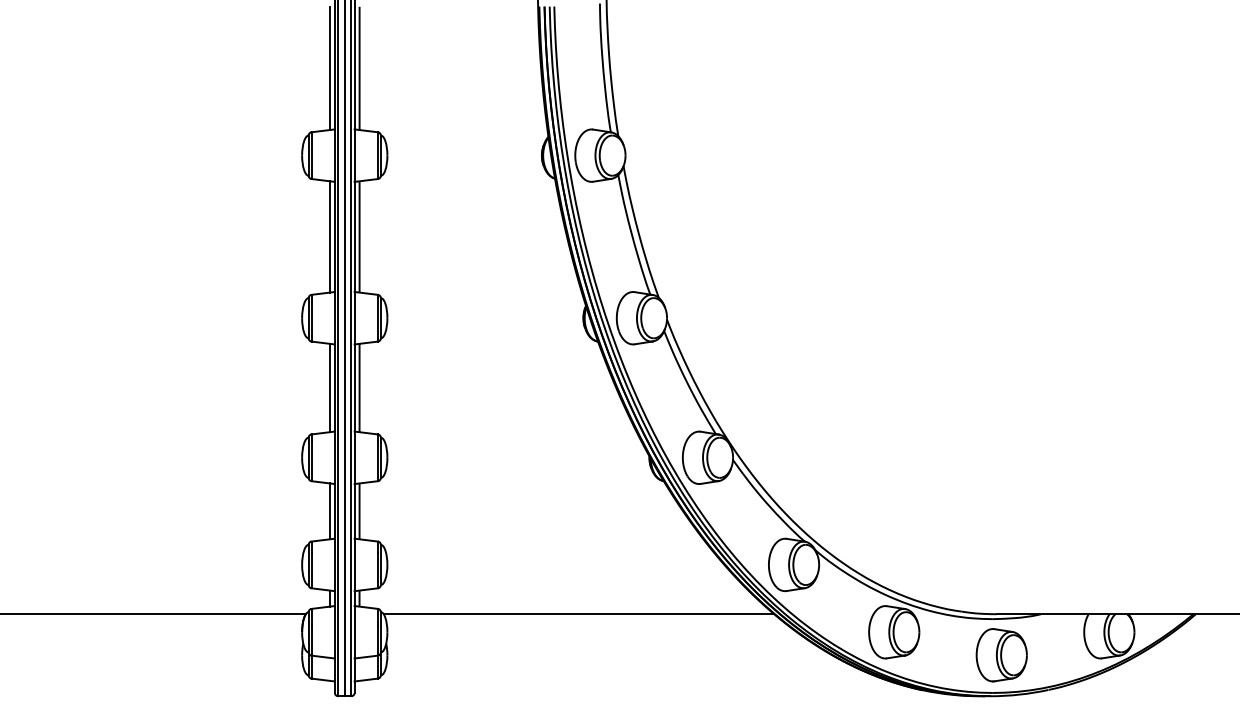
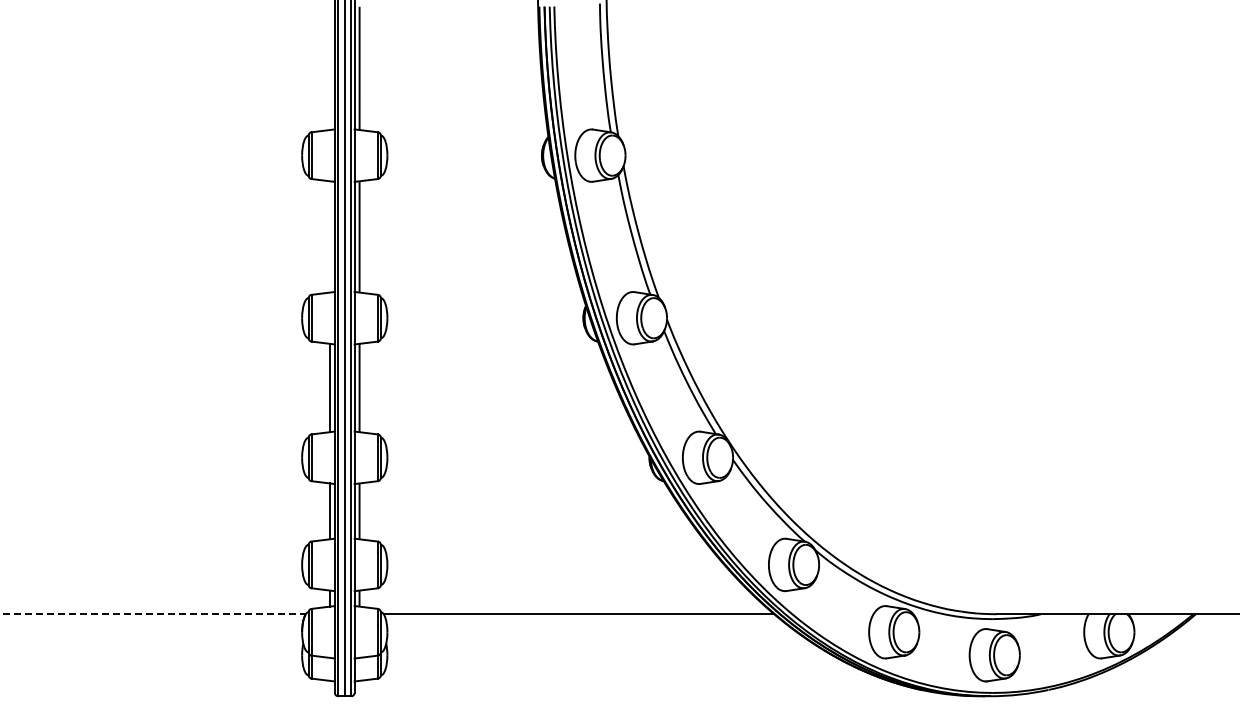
line: present -> none (330, 68)
line: present -> none (330, 236)
line: solid -> dashed (153, 614)
part position: (1001, 655) -> (994, 655) (994, 655)
